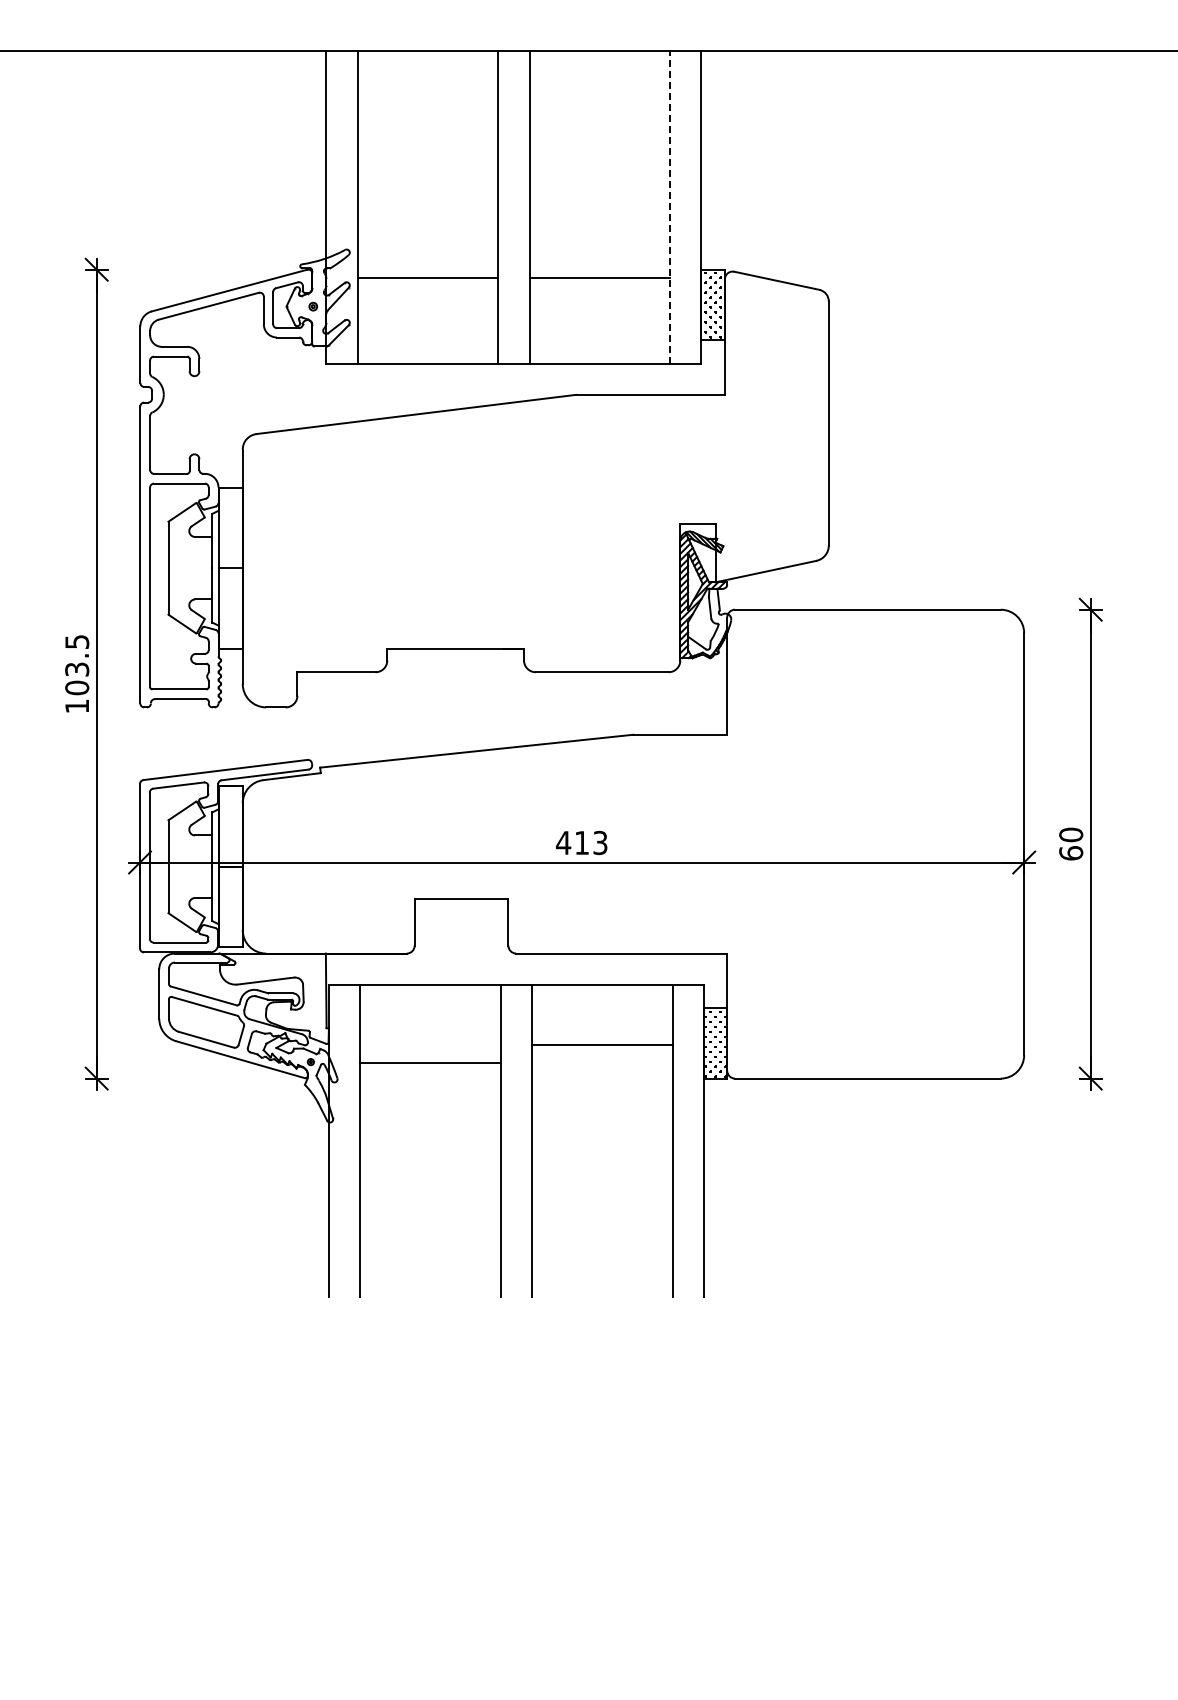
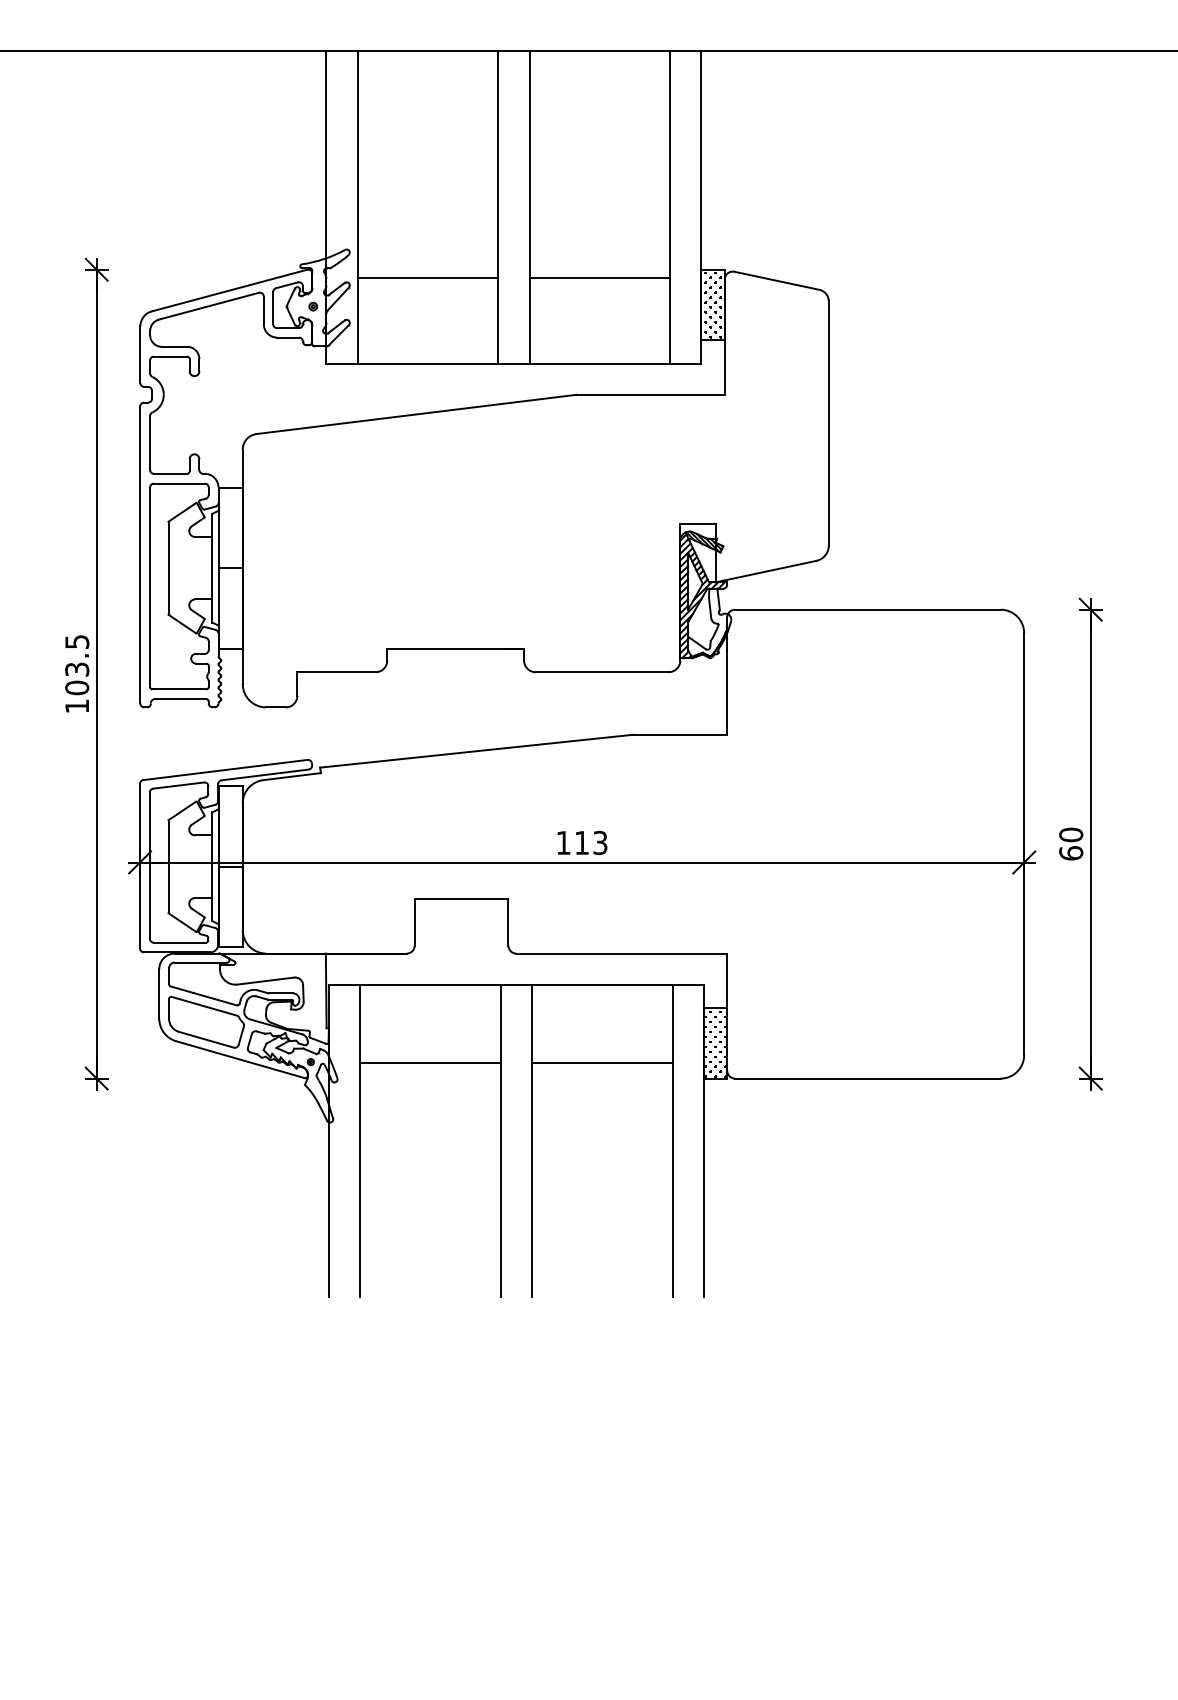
line: dashed -> solid (670, 206)
text: 413 -> 113 (563, 842)
line position: (601, 1044) -> (601, 1062) (601, 1062)
